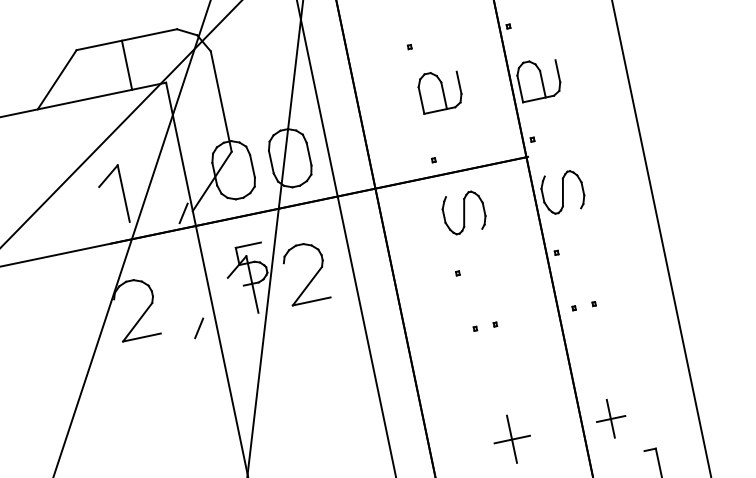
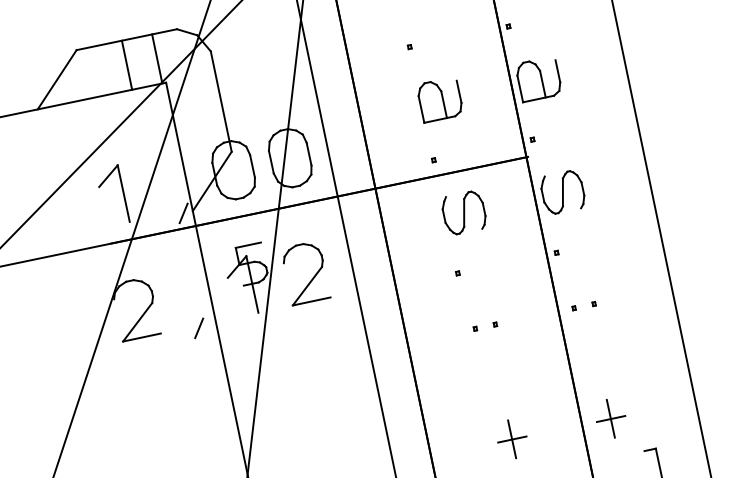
line: none -> present (157, 58)
part position: (439, 92) -> (439, 101) (439, 101)
part size: 38x50 px -> 31x41 px (512, 439)
